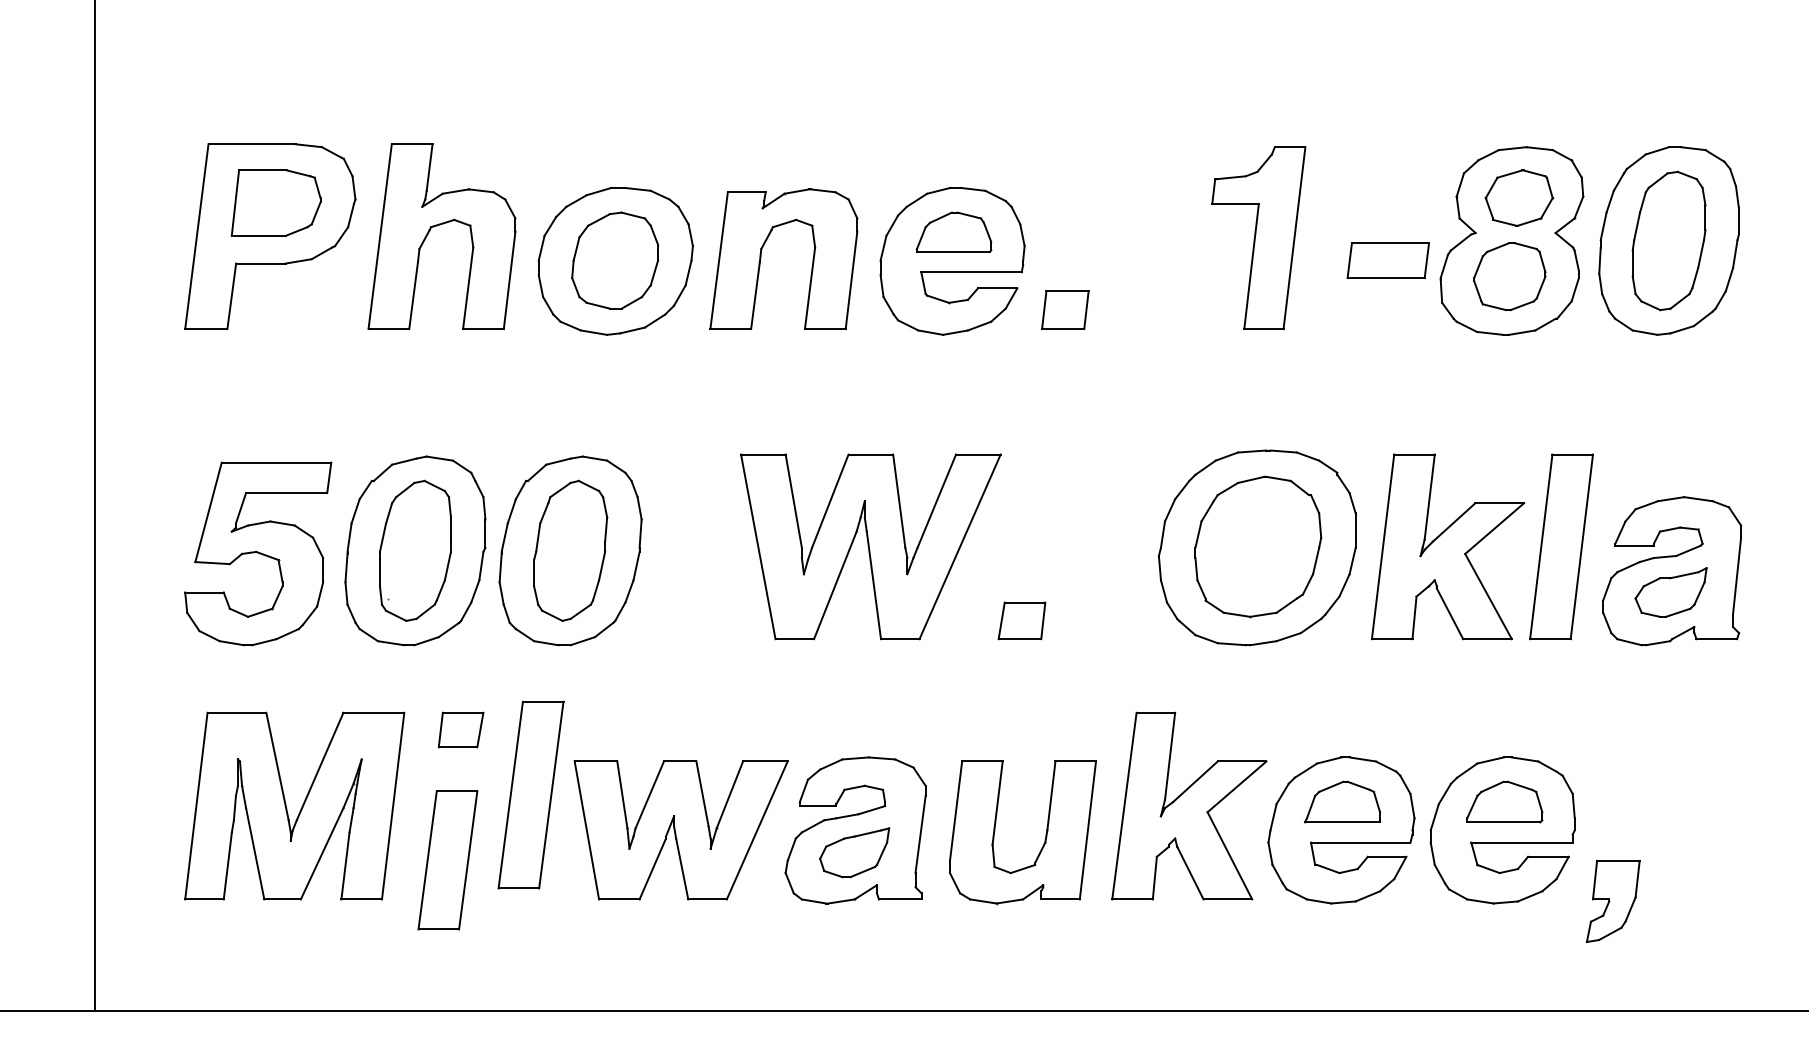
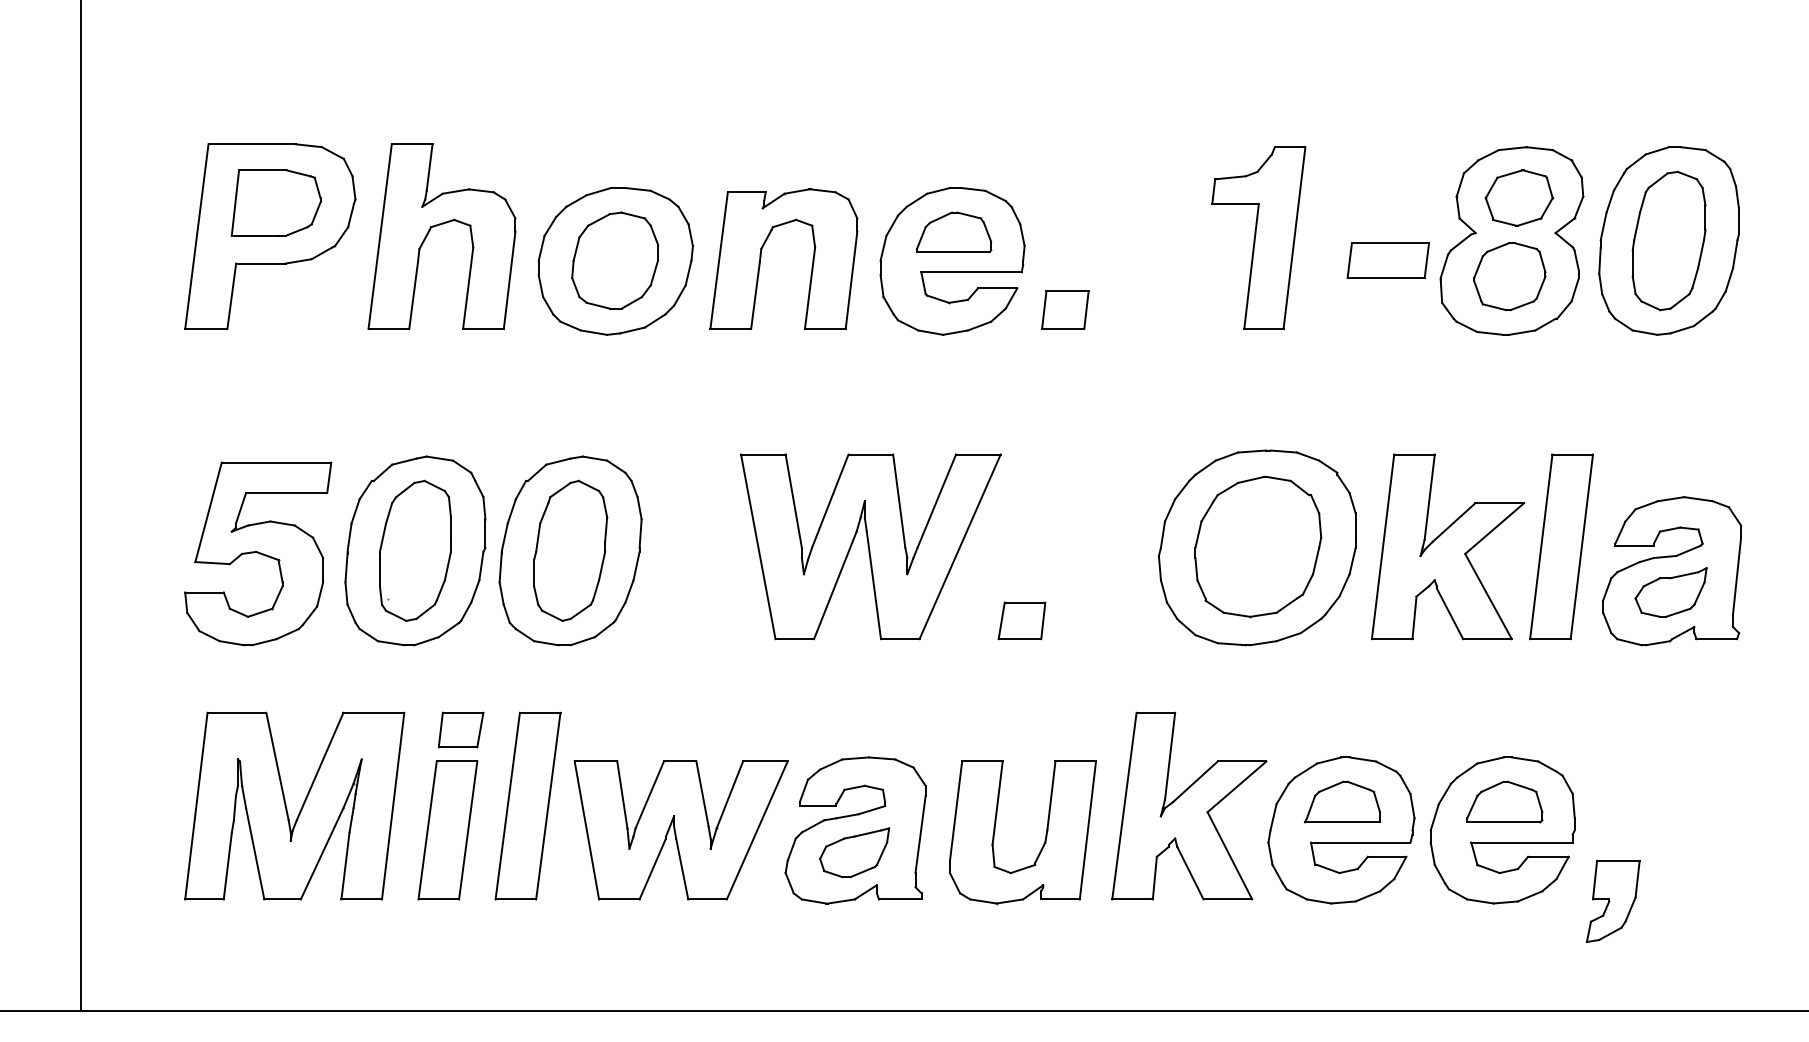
line position: (95, 506) -> (81, 506) (81, 506)
part position: (530, 794) -> (527, 805) (527, 805)
part position: (447, 860) -> (447, 830) (447, 830)
